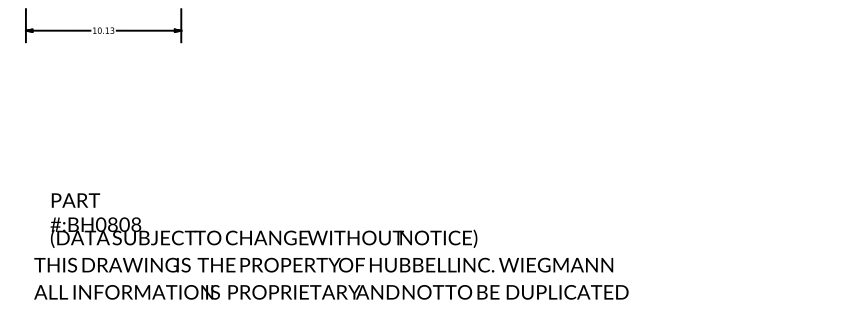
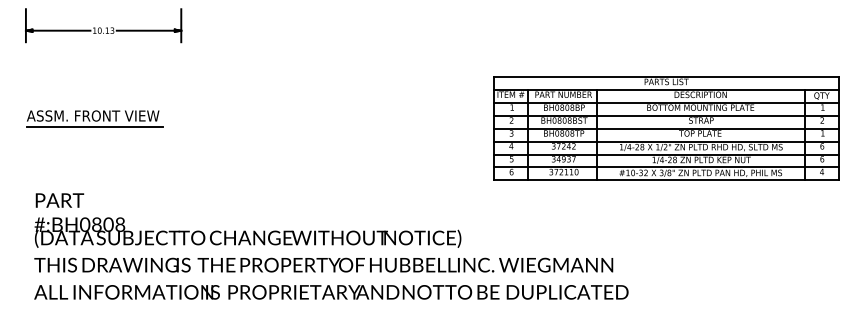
part: none -> present (94, 118)
part: none -> present (666, 128)
text position: (263, 220) -> (247, 220) (247, 220)
